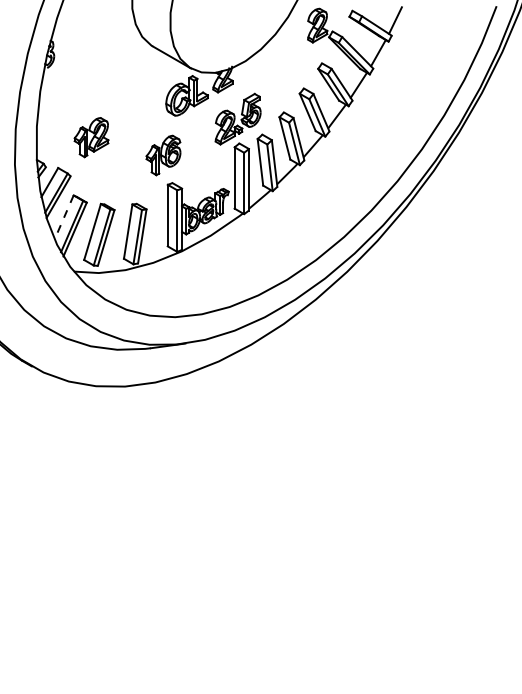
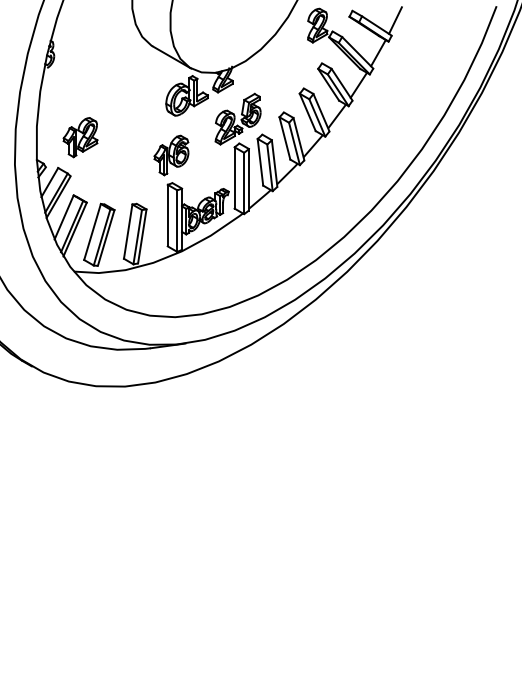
part position: (91, 137) -> (80, 137) (80, 137)
part position: (163, 155) -> (171, 155) (171, 155)
line: dashed -> solid (63, 217)
